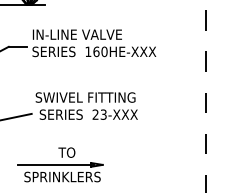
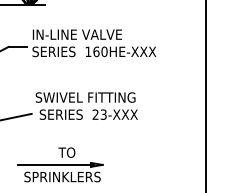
line: dashed -> solid (205, 96)
